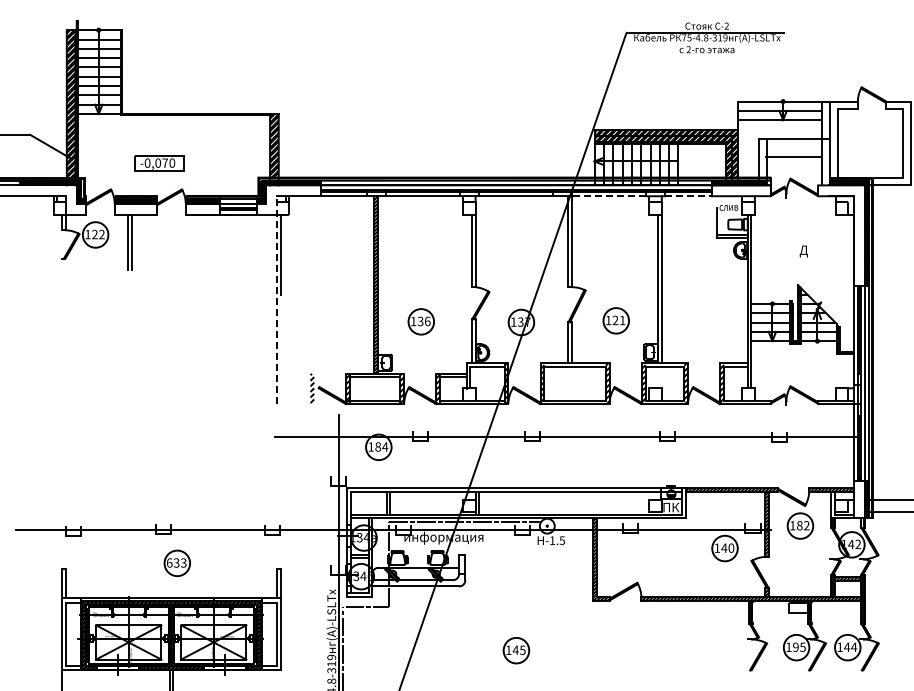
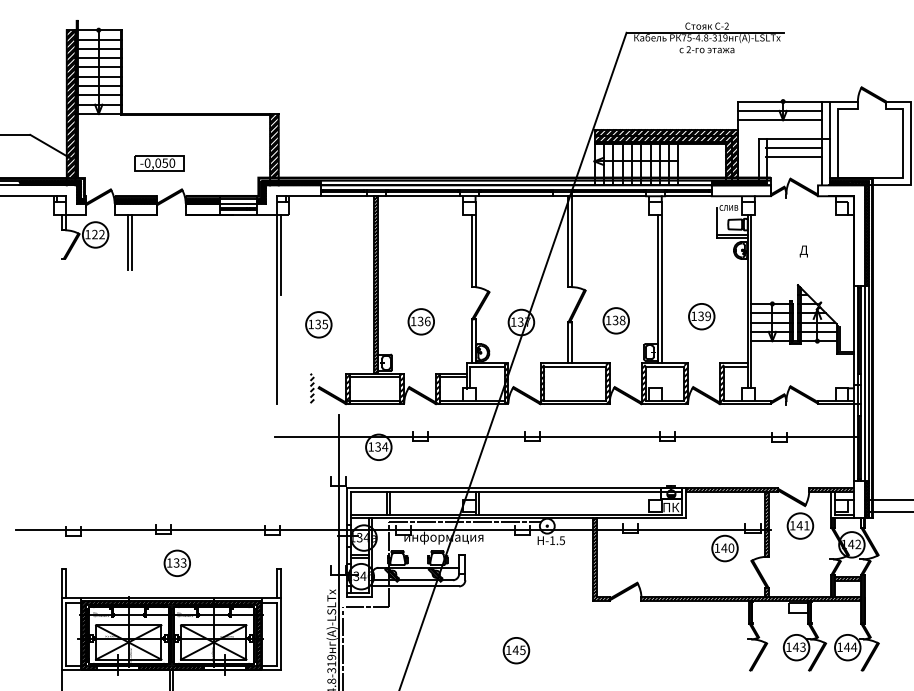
line: none -> present (794, 148)
text: -0,070 -> -0,050 (165, 162)
line: dashed -> solid (608, 196)
line: dashed -> solid (688, 196)
line: dashed -> solid (276, 299)
part: none -> present (701, 316)
text: 121 -> 138 (618, 320)
part: none -> present (318, 324)
text: 184 -> 134 (378, 446)
text: 182 -> 141 (802, 525)
text: 633 -> 133 (169, 562)
text: 195 -> 143 (798, 647)
